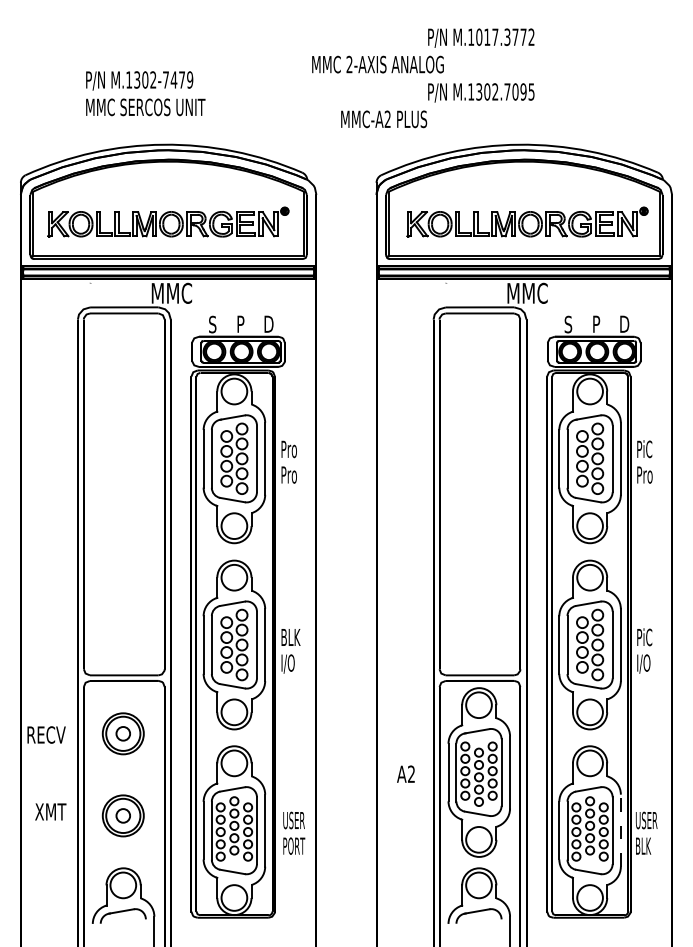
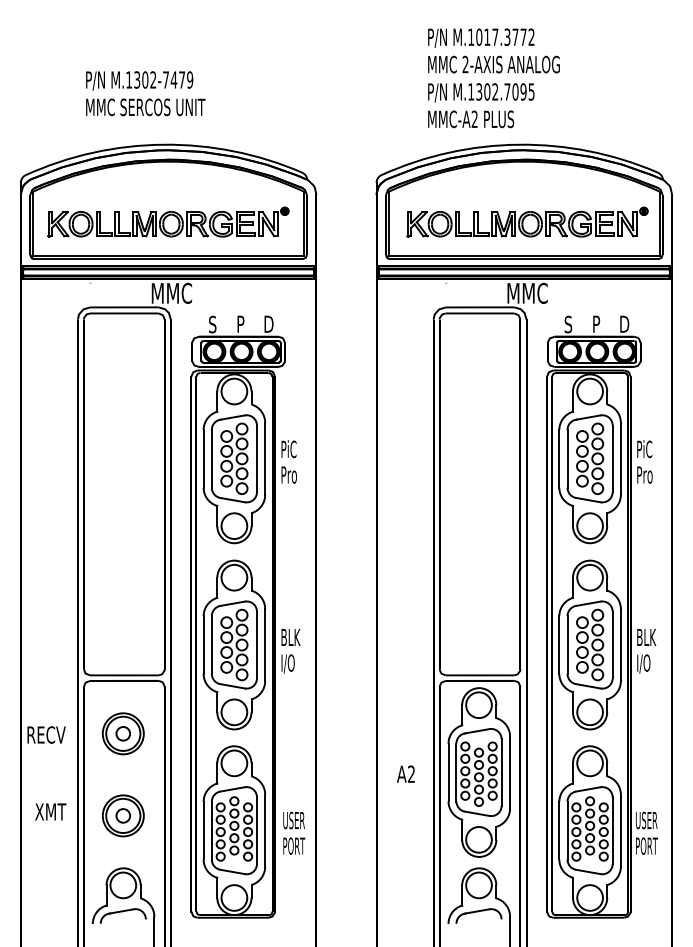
text position: (377, 64) -> (493, 64) (493, 64)
text position: (384, 119) -> (471, 119) (471, 119)
text: Pro -> PiC (291, 448)
text: PiC -> BLK (647, 637)
line: dashed -> solid (620, 830)
text: BLK -> PORT (646, 845)
